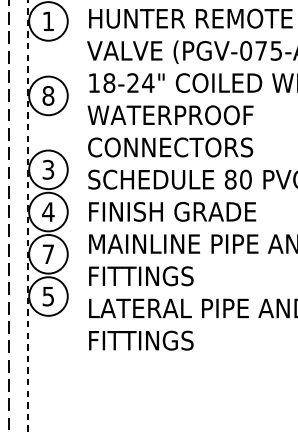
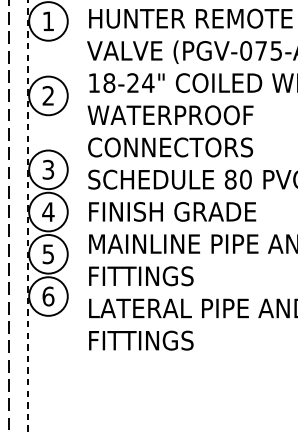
text: 8 -> 2 (48, 95)
text: 7 -> 5 (47, 254)
text: 5 -> 6 (48, 296)
